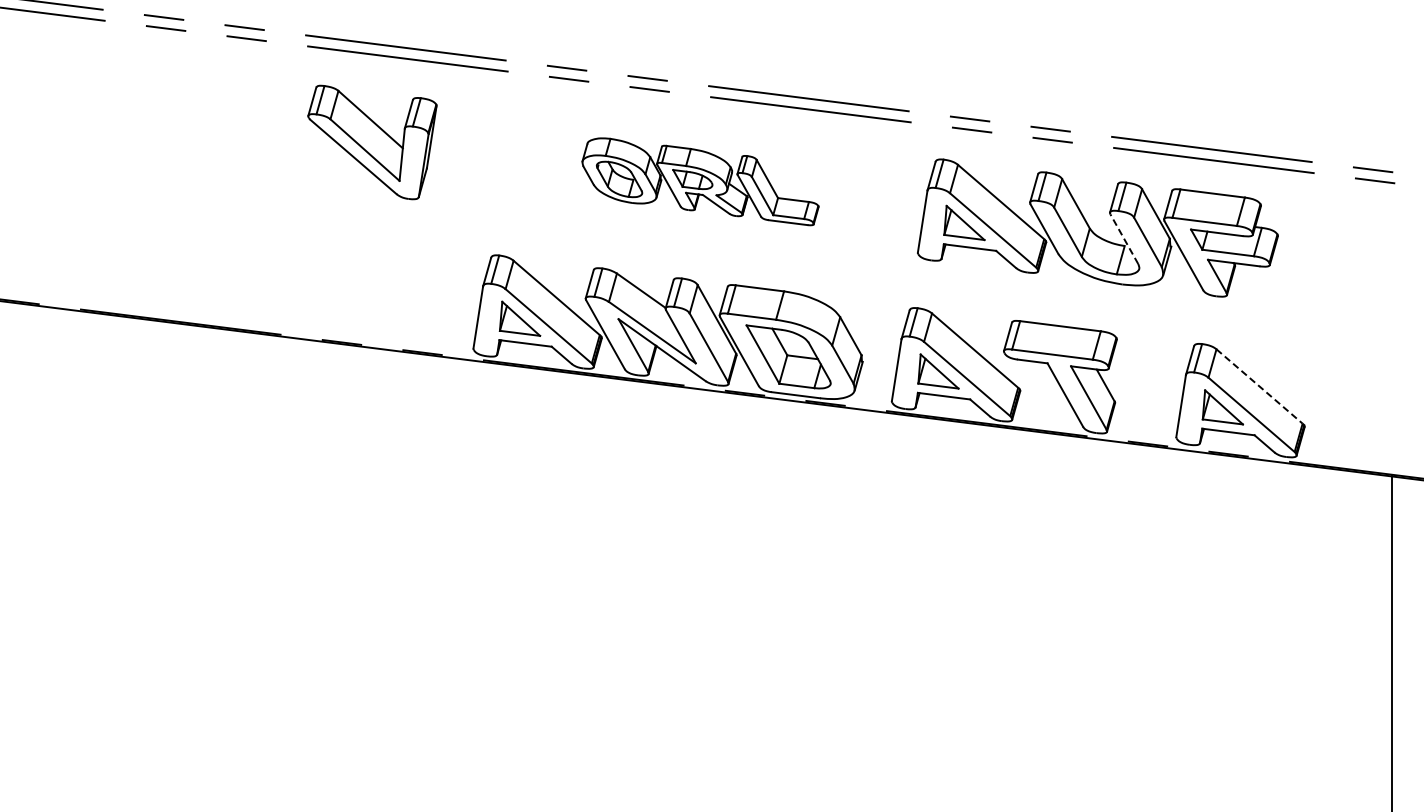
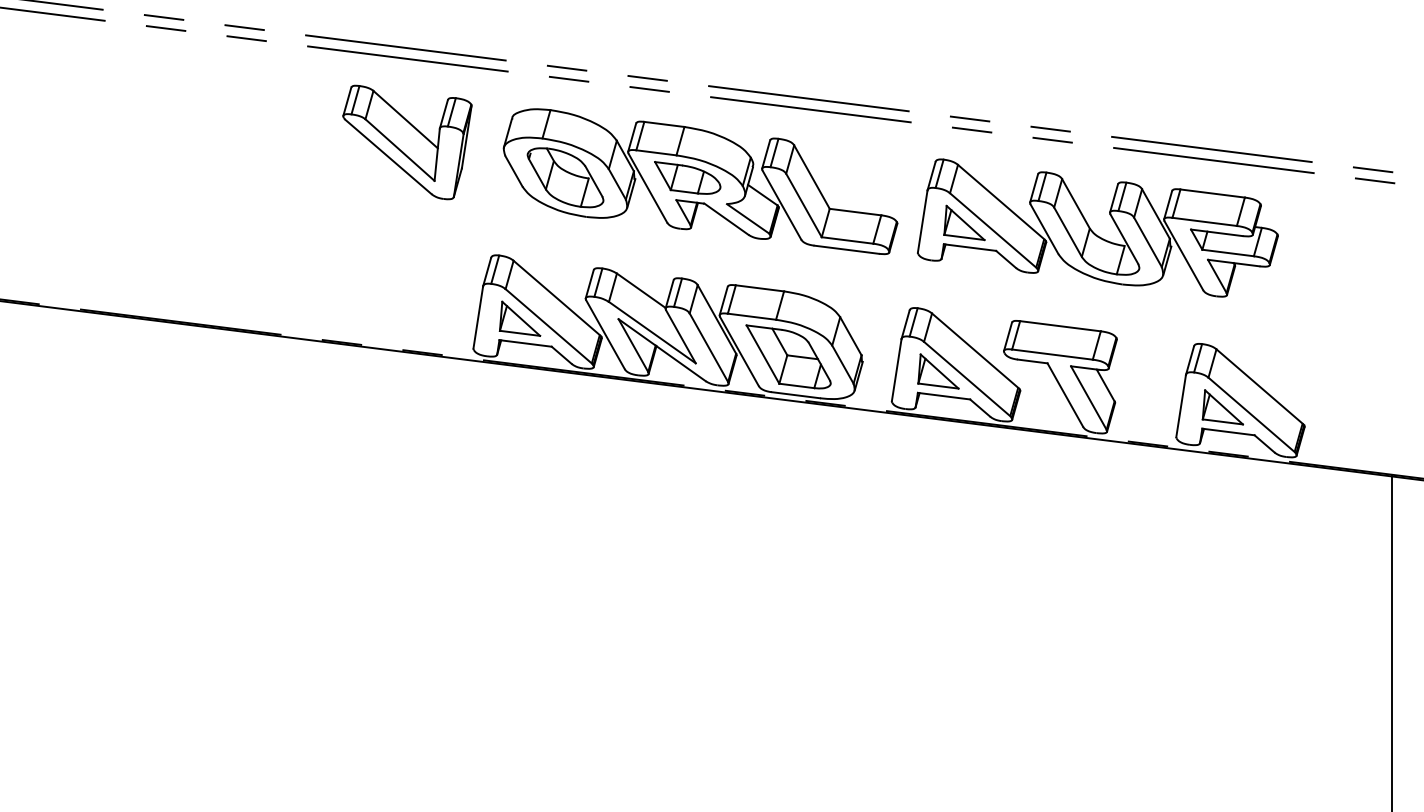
part position: (372, 142) -> (407, 142) (407, 142)
part size: 239x90 px -> 397x148 px (700, 181)
line: dashed -> solid (1124, 238)
line: dashed -> solid (1259, 386)
